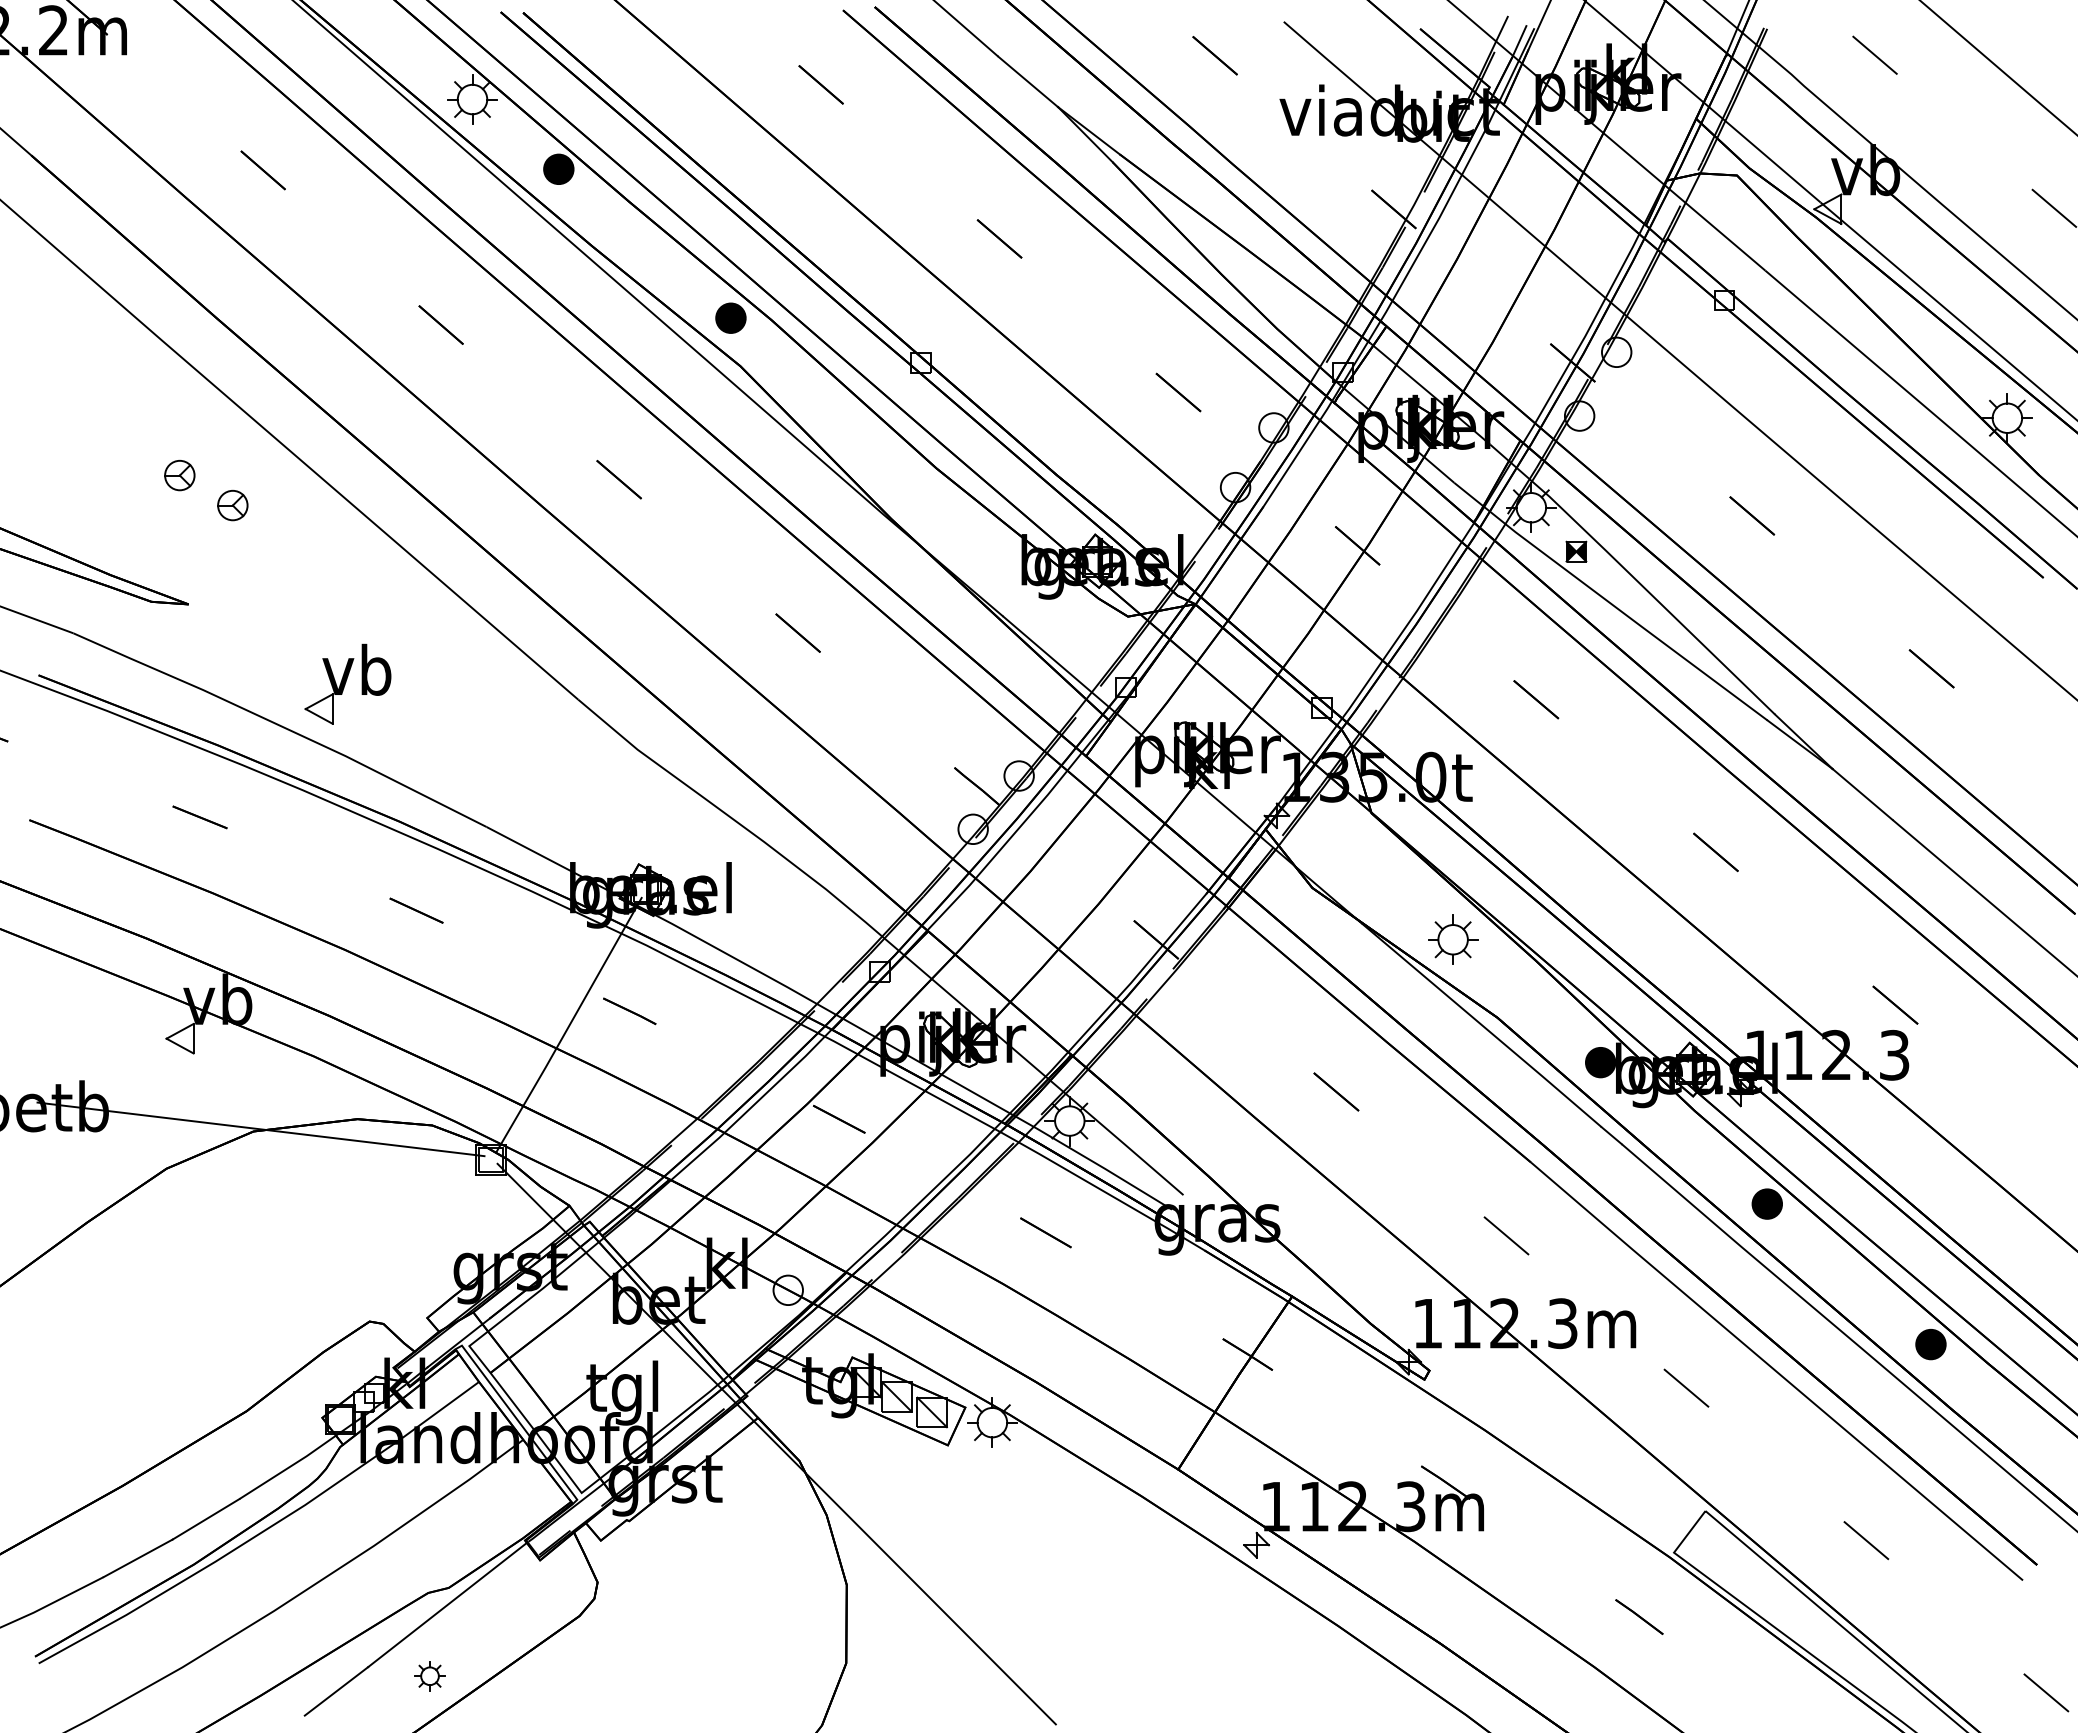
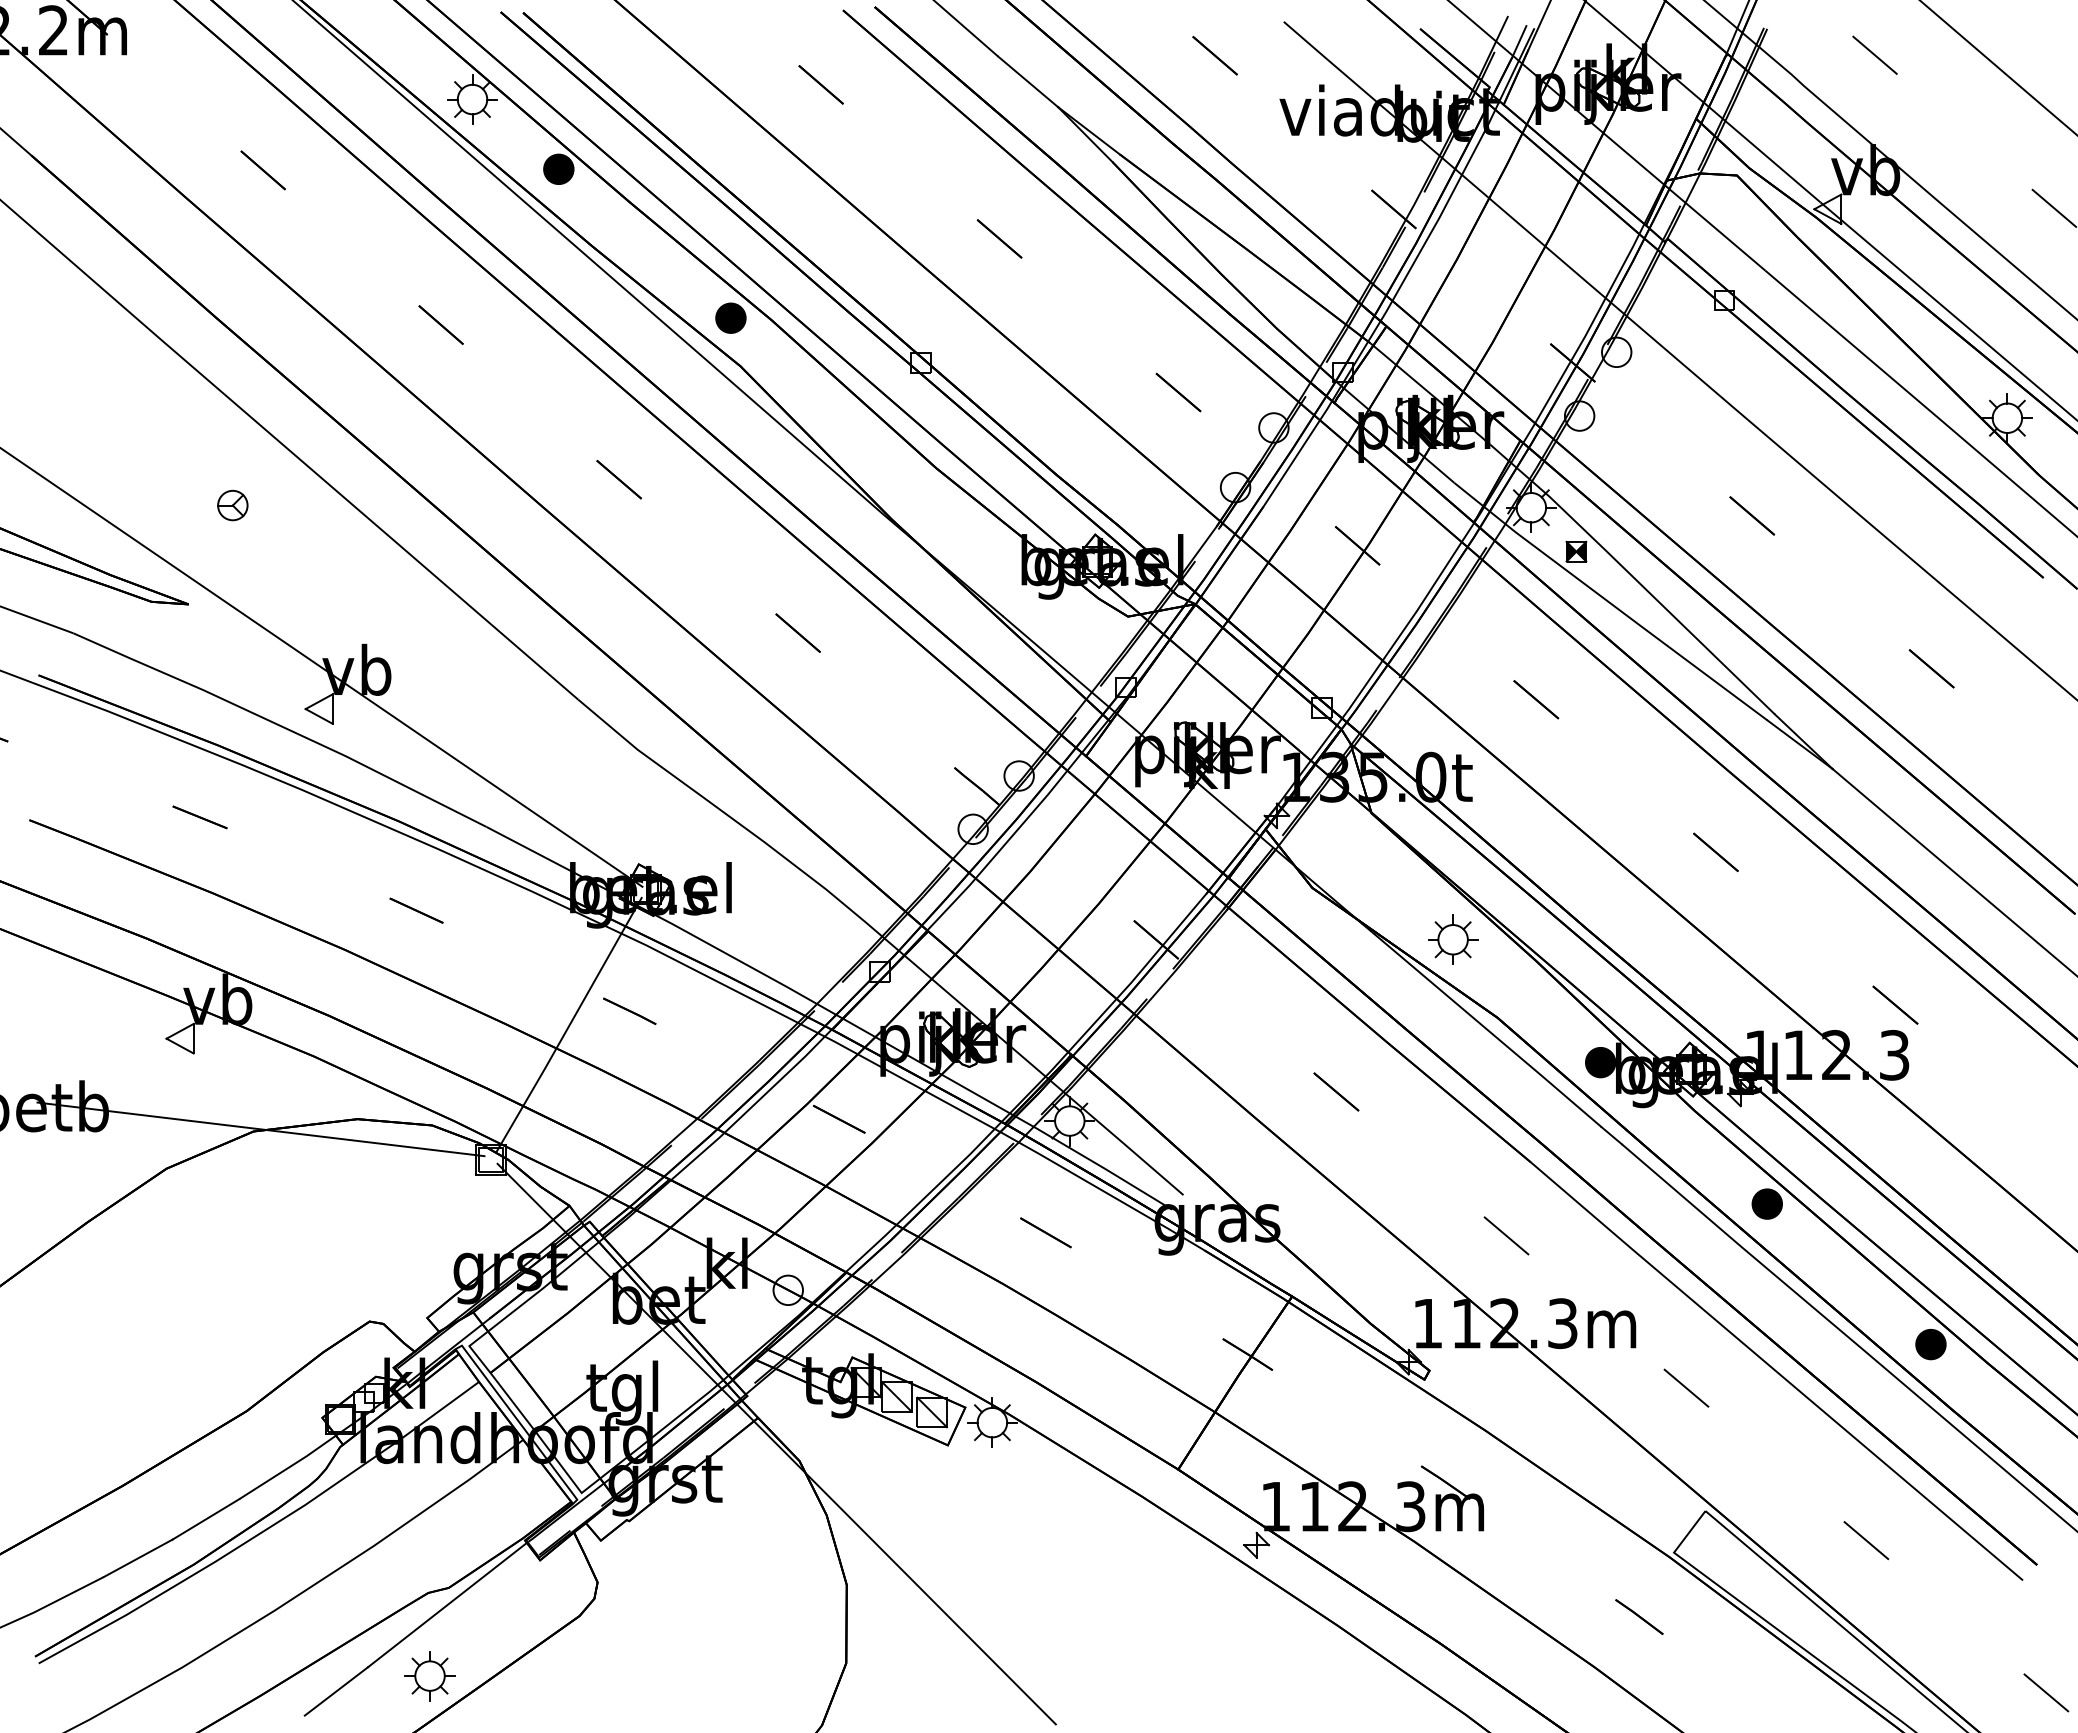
part: present -> none (179, 475)
line: none -> present (322, 667)
part size: 32x31 px -> 52x51 px (429, 1676)
